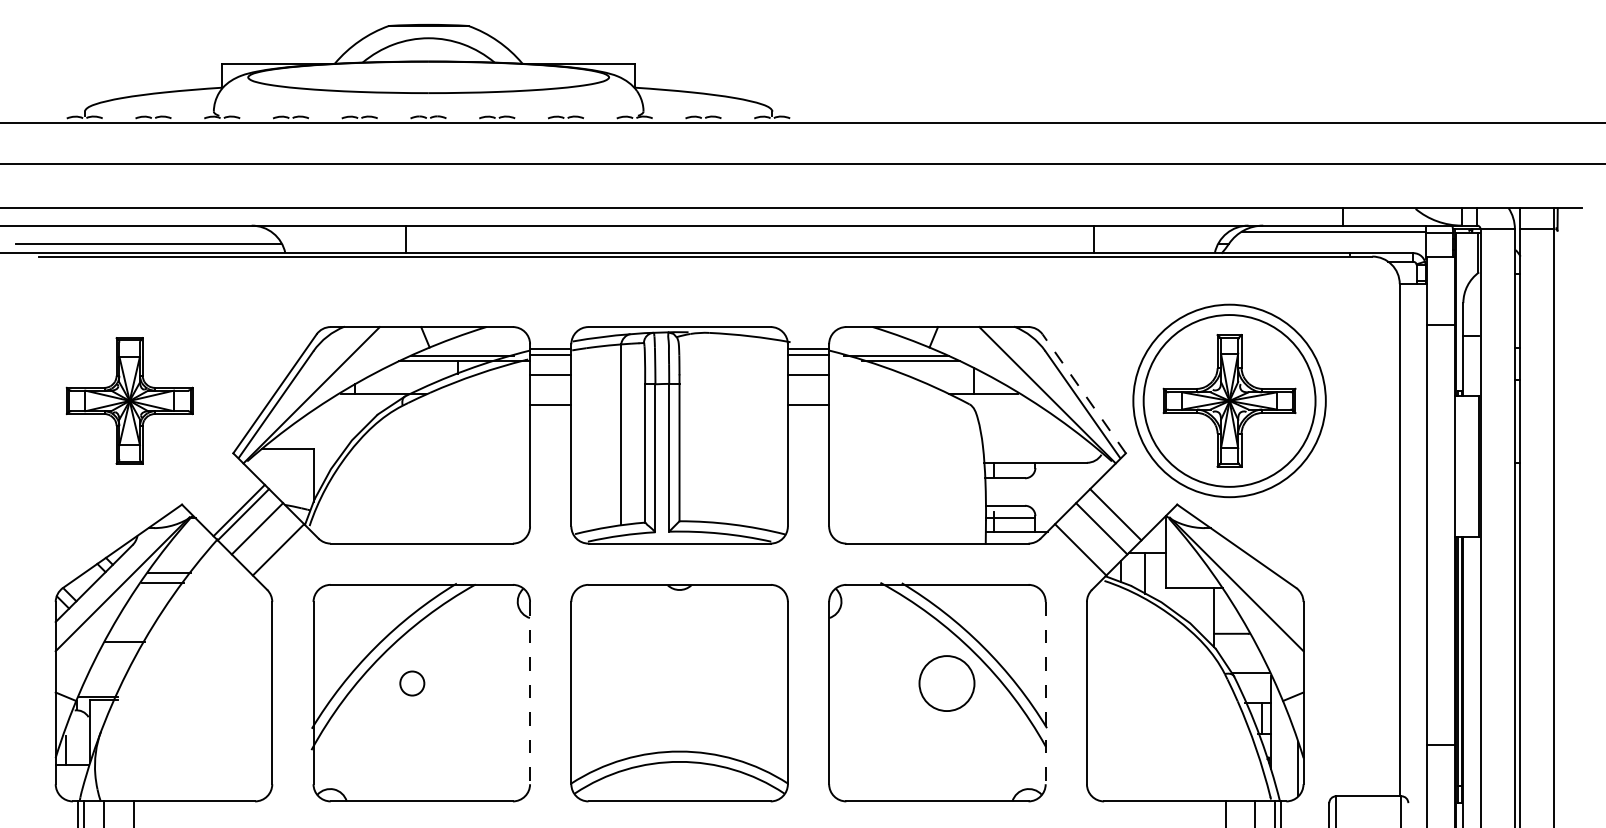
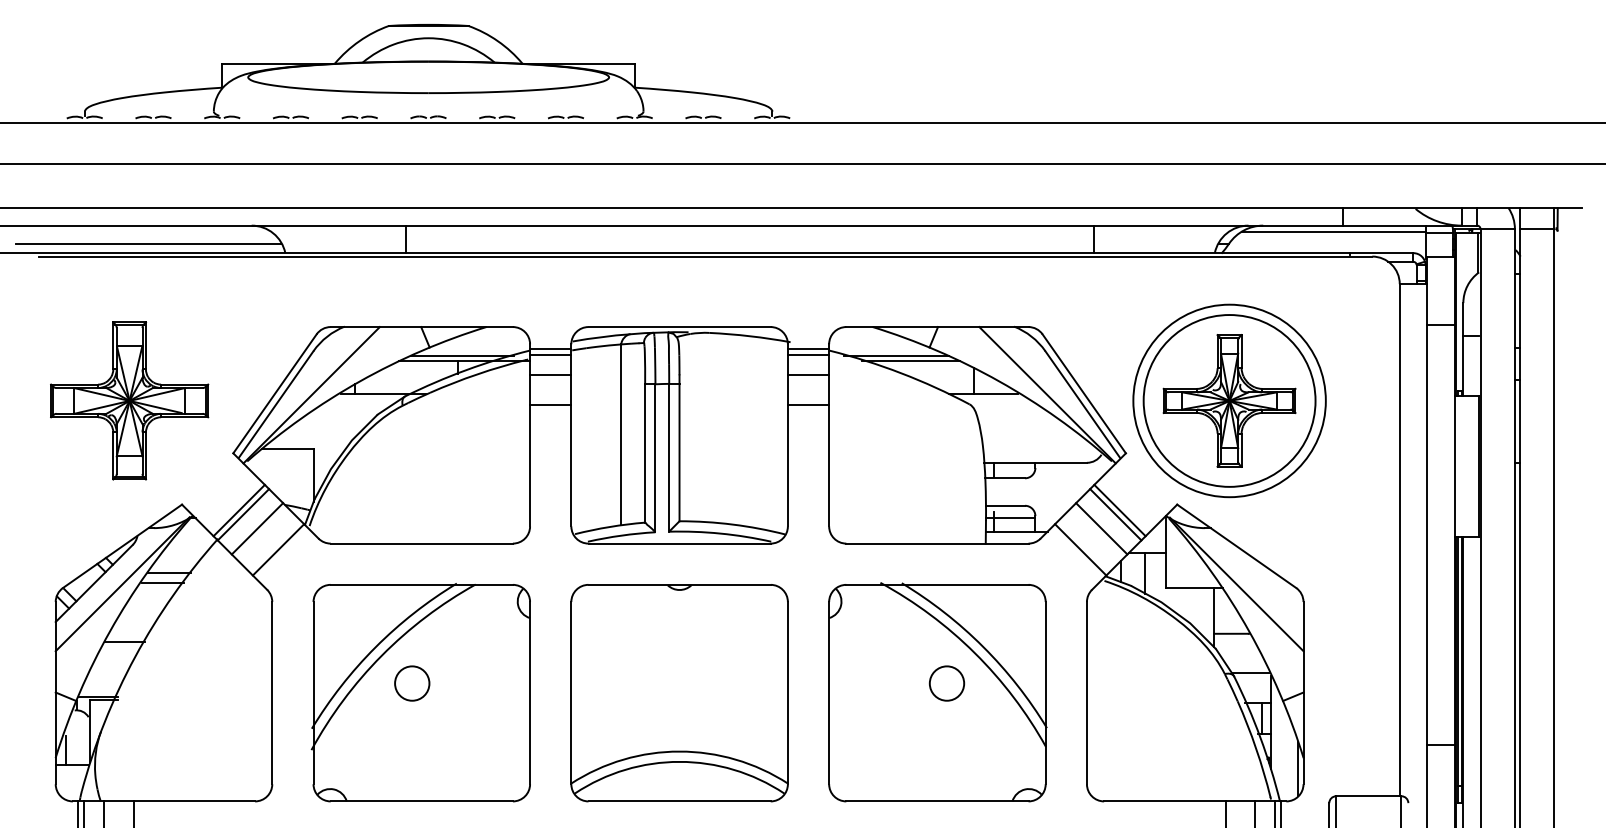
line: dashed -> solid (1084, 393)
part size: 129x128 px -> 160x160 px (129, 400)
line: none -> present (1119, 510)
circle size: 27x27 px -> 37x37 px (412, 683)
circle diameter: 55 px -> 34 px (946, 683)
line: dashed -> solid (530, 693)
line: dashed -> solid (1045, 693)
